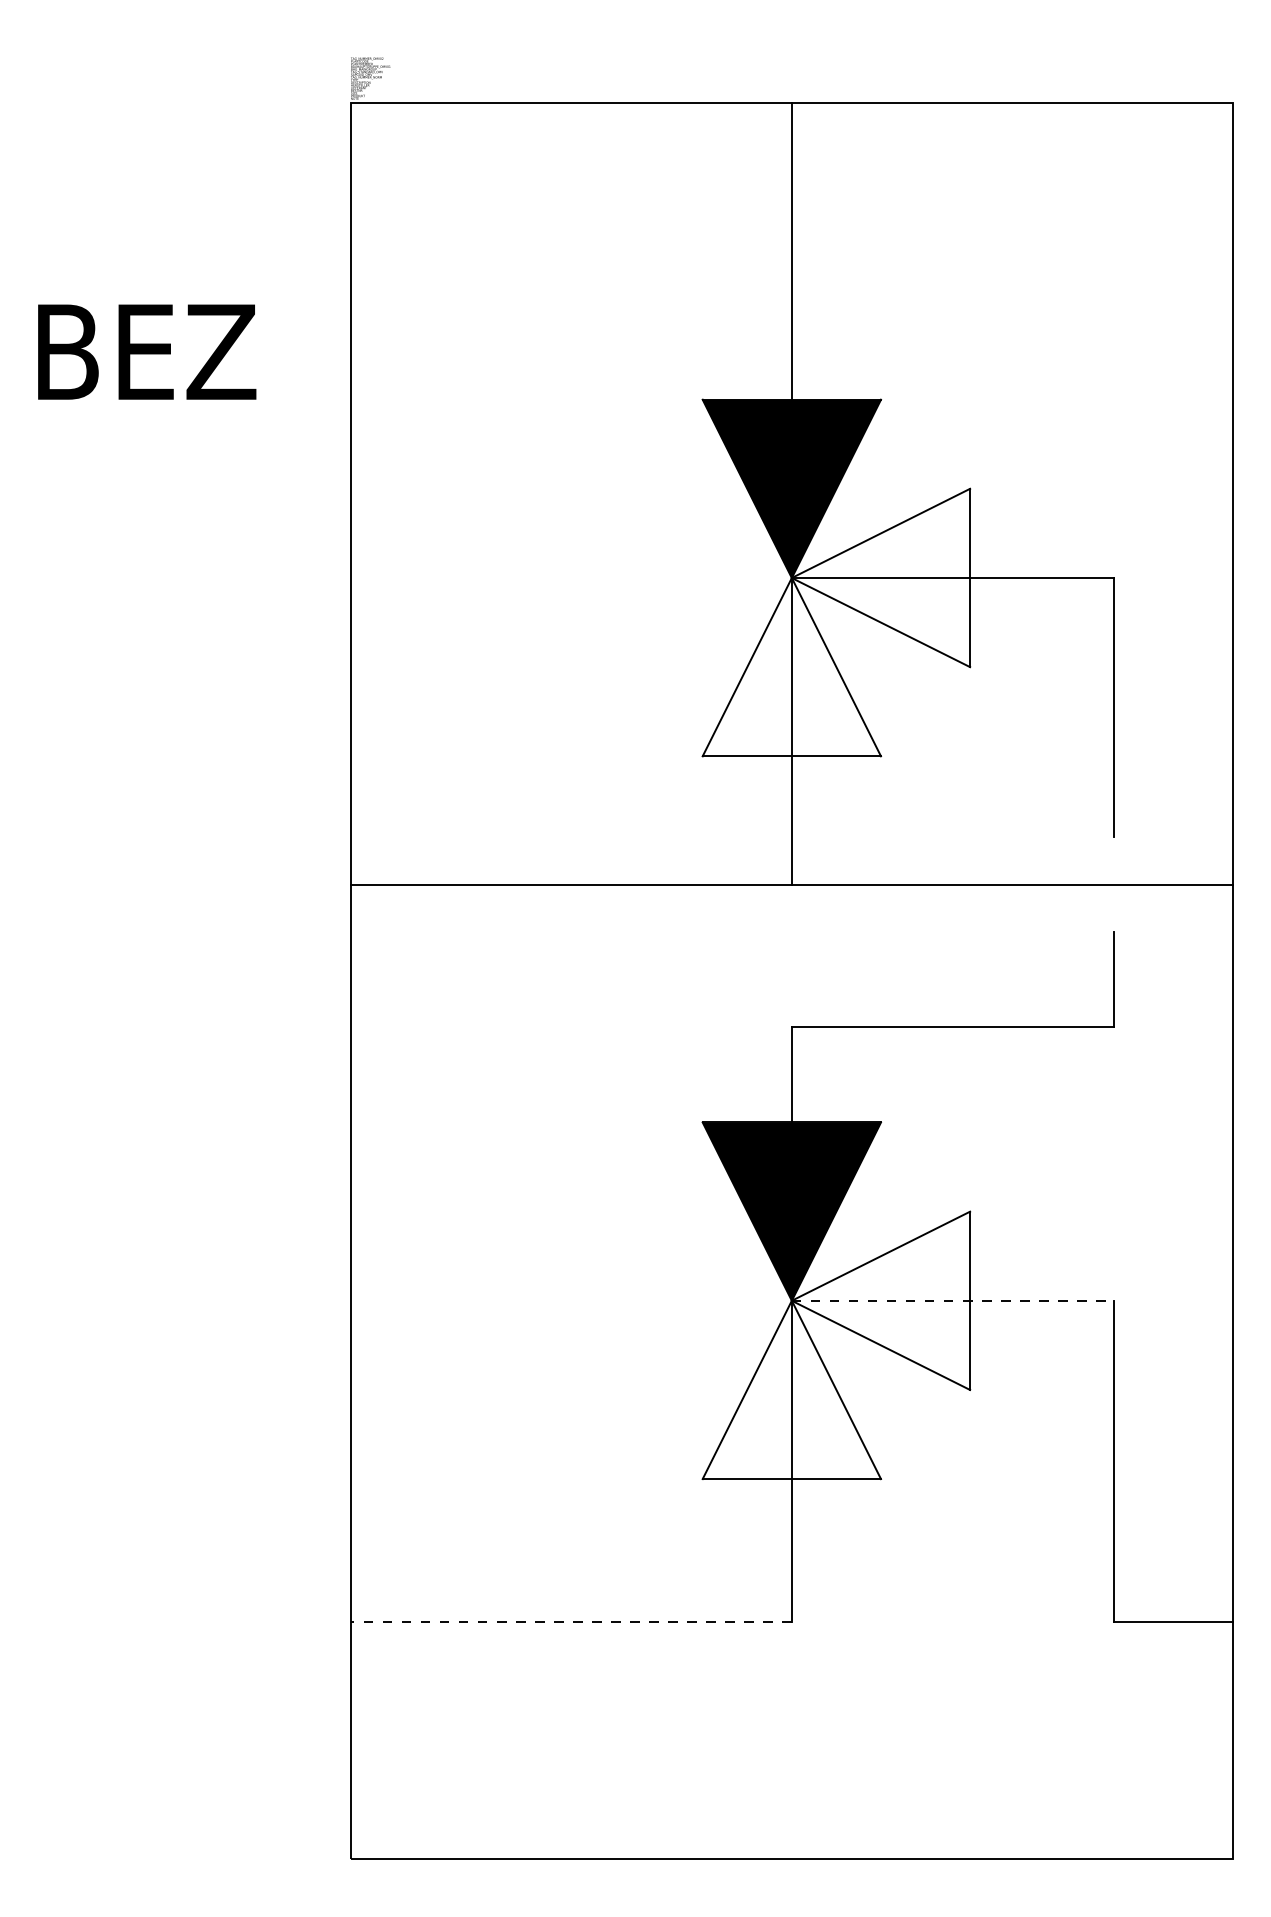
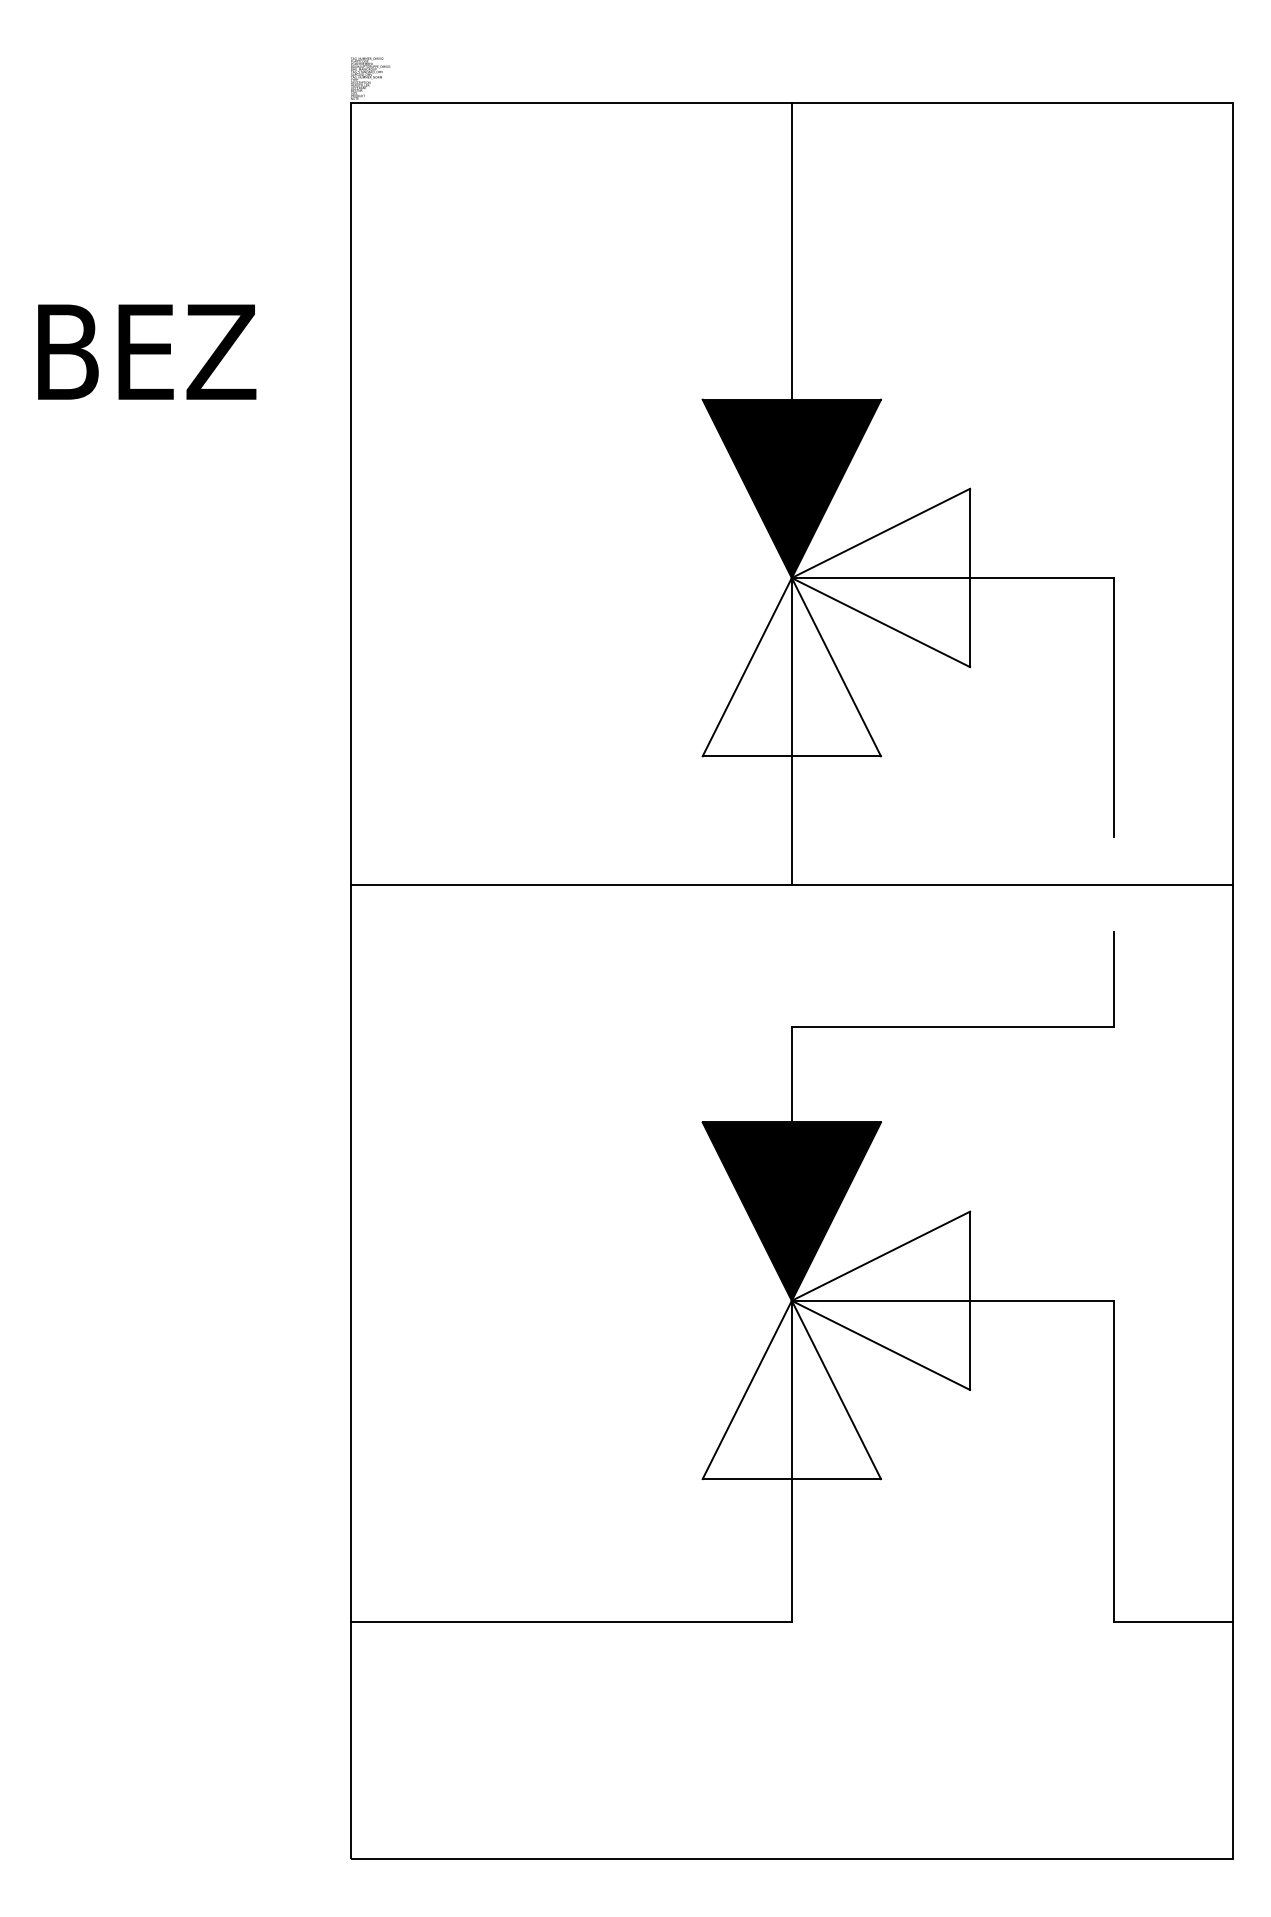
line: dashed -> solid (953, 1300)
line: dashed -> solid (570, 1621)
